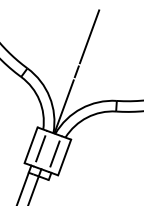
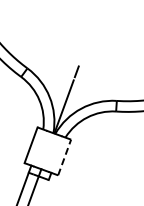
line: present -> none (89, 36)
line: present -> none (40, 148)
line: present -> none (54, 153)
line: solid -> dashed (64, 157)
